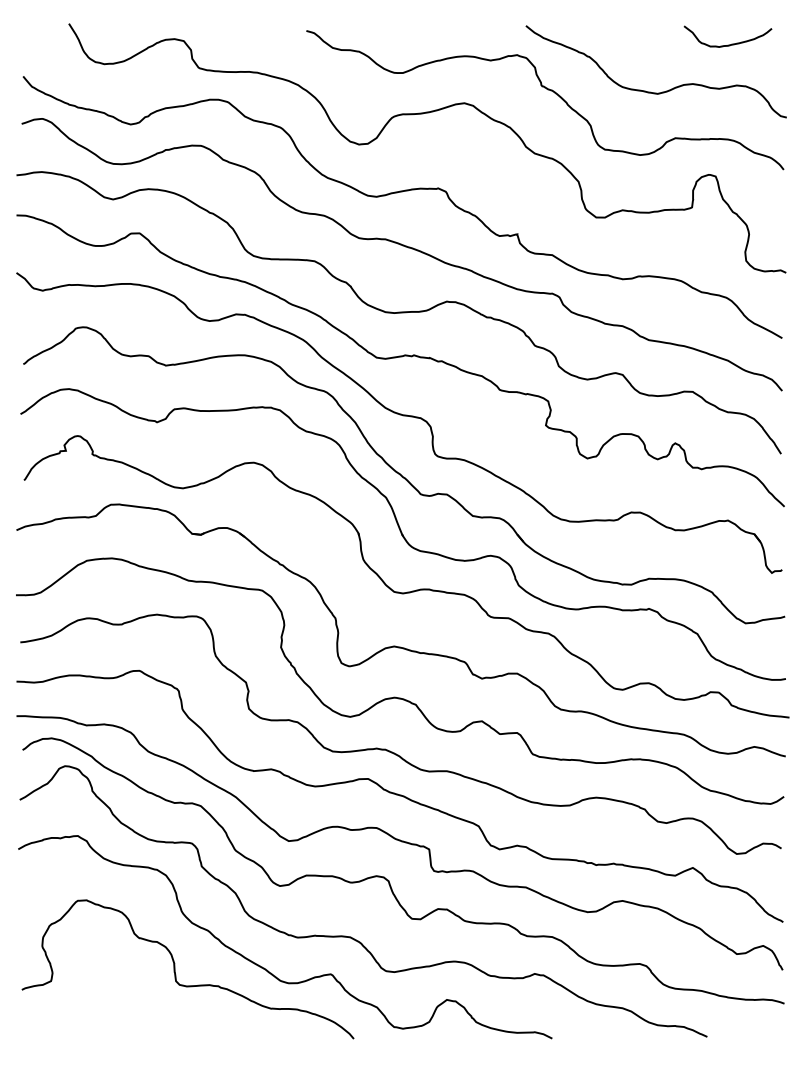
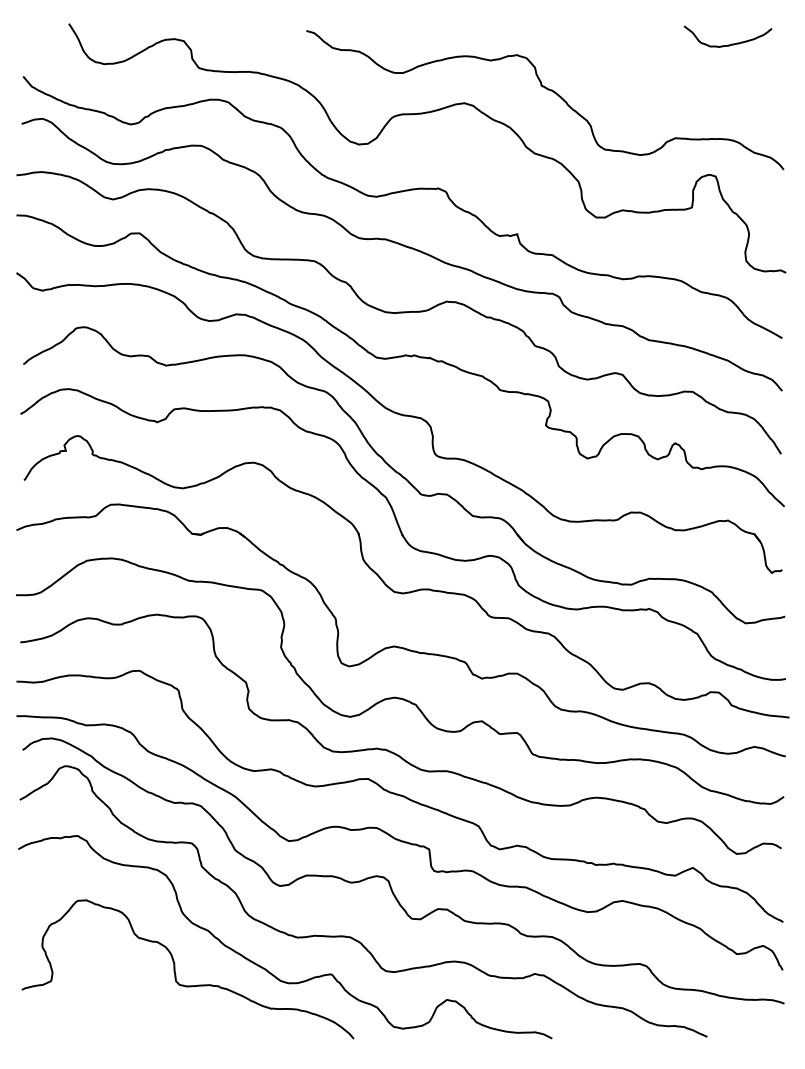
curve: present -> none (650, 91)
